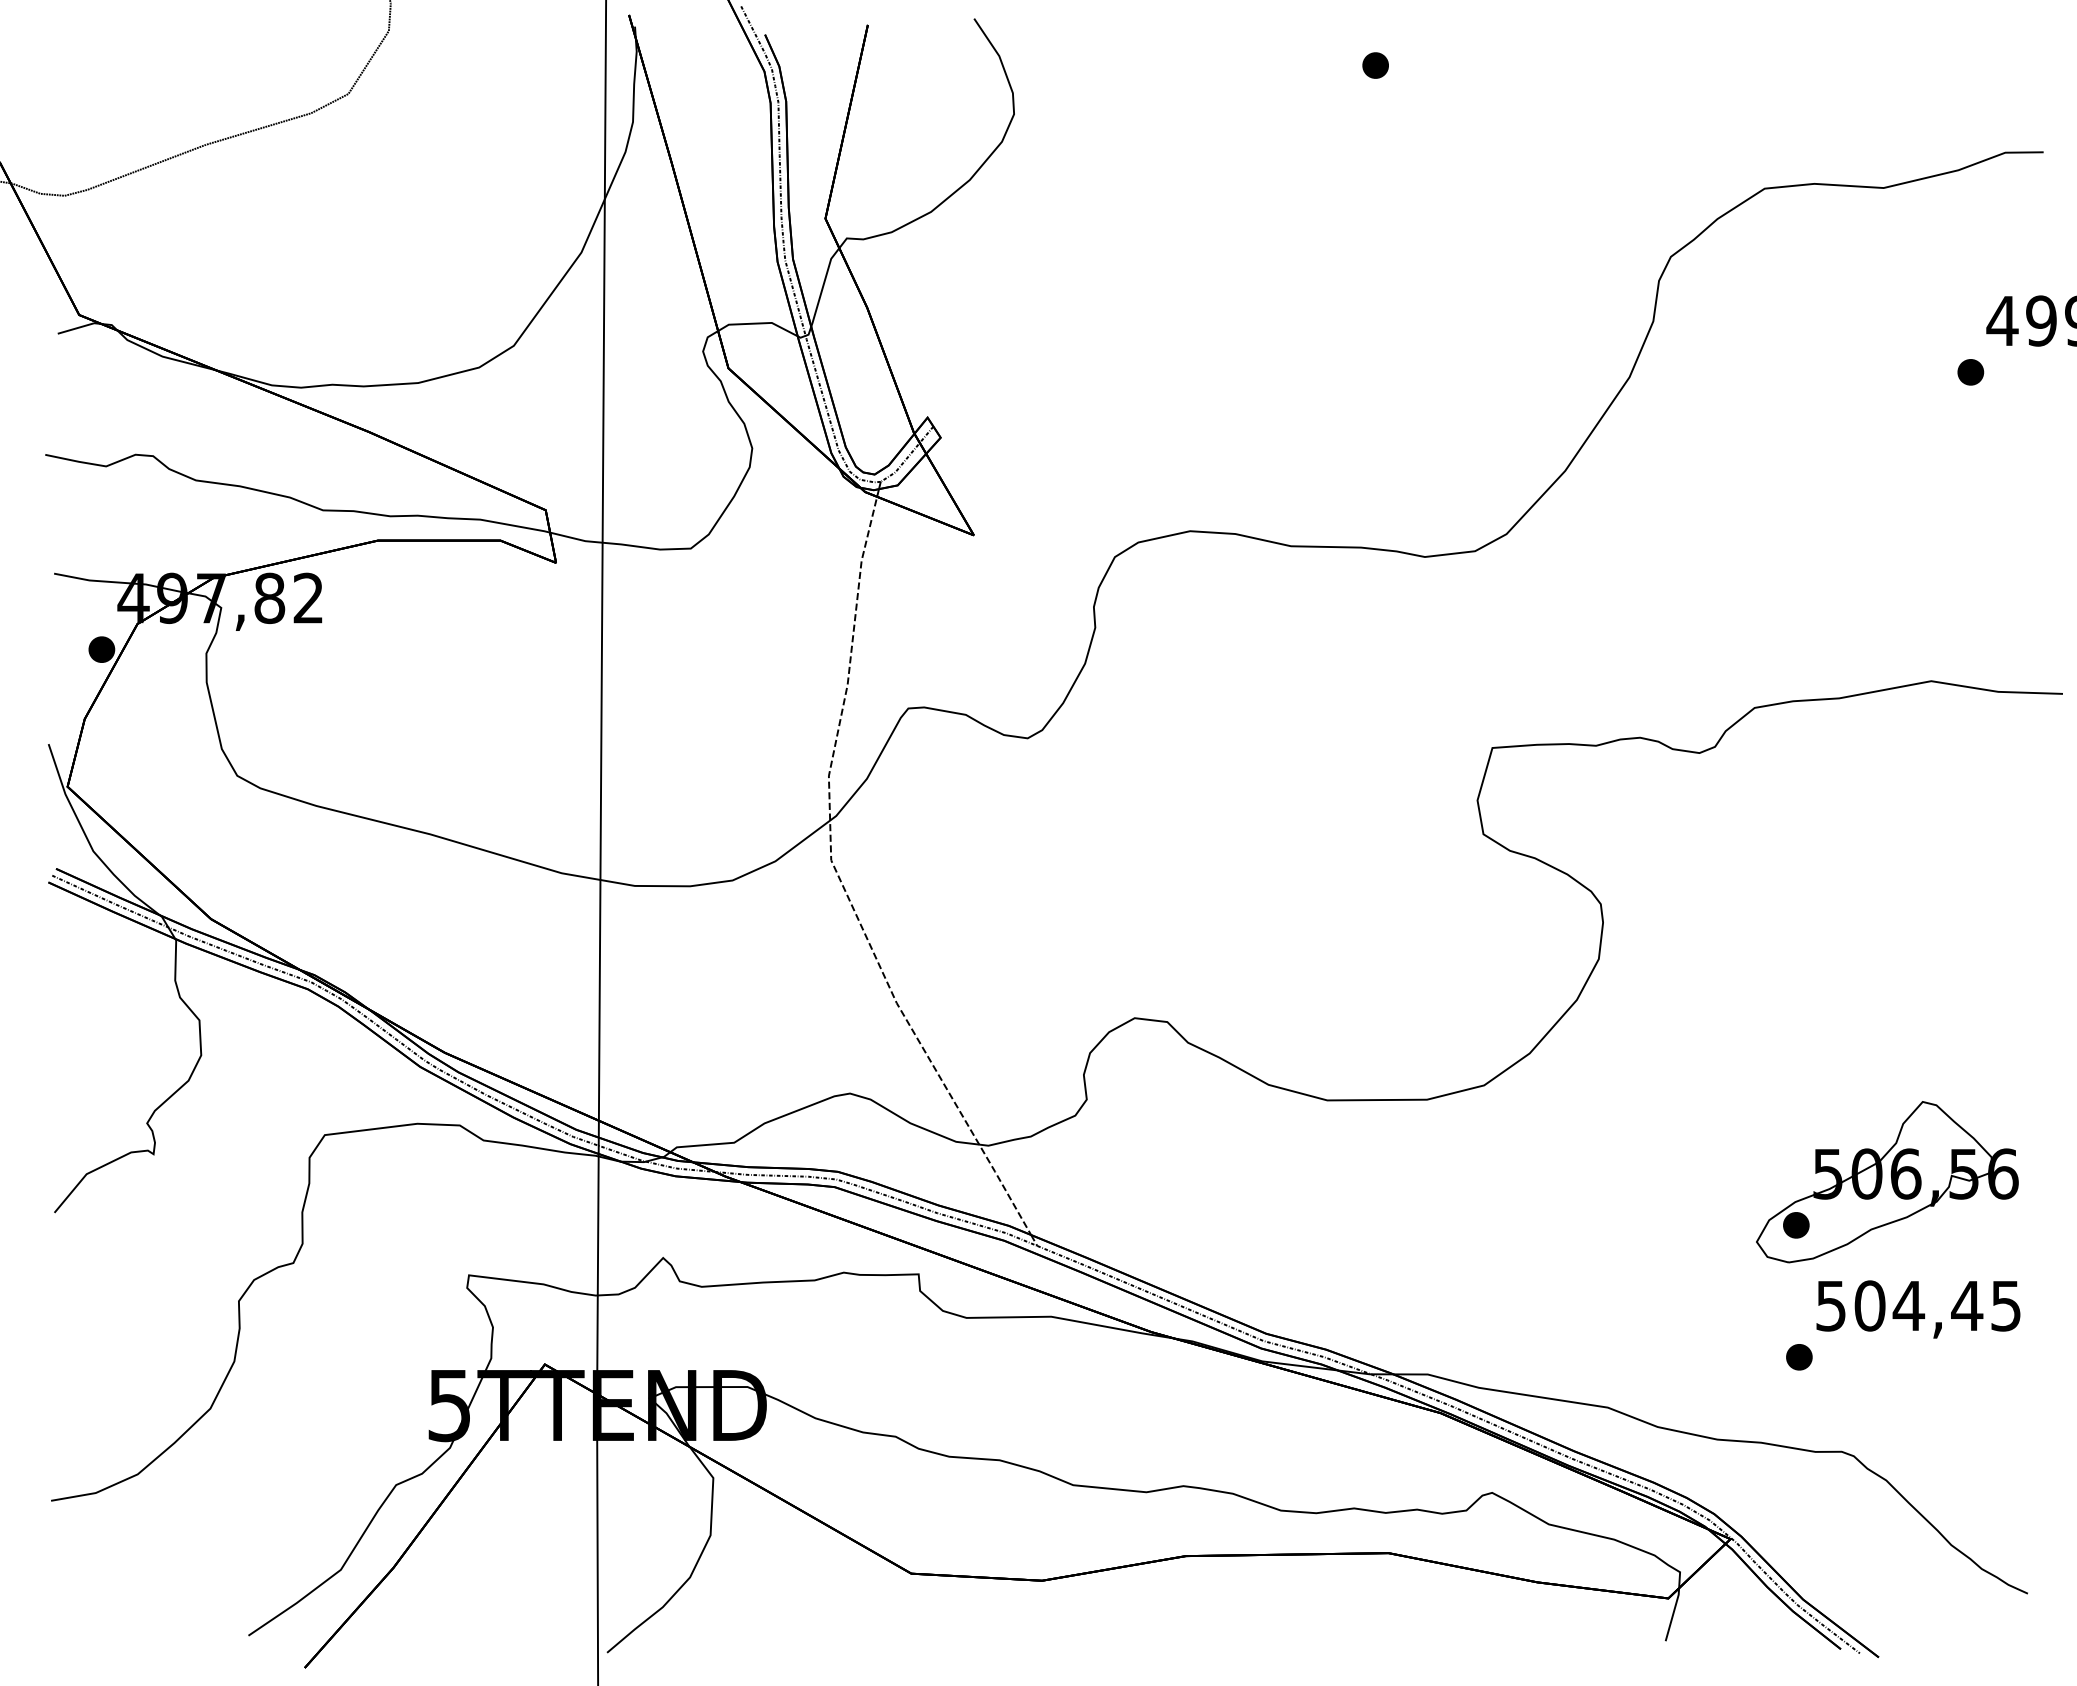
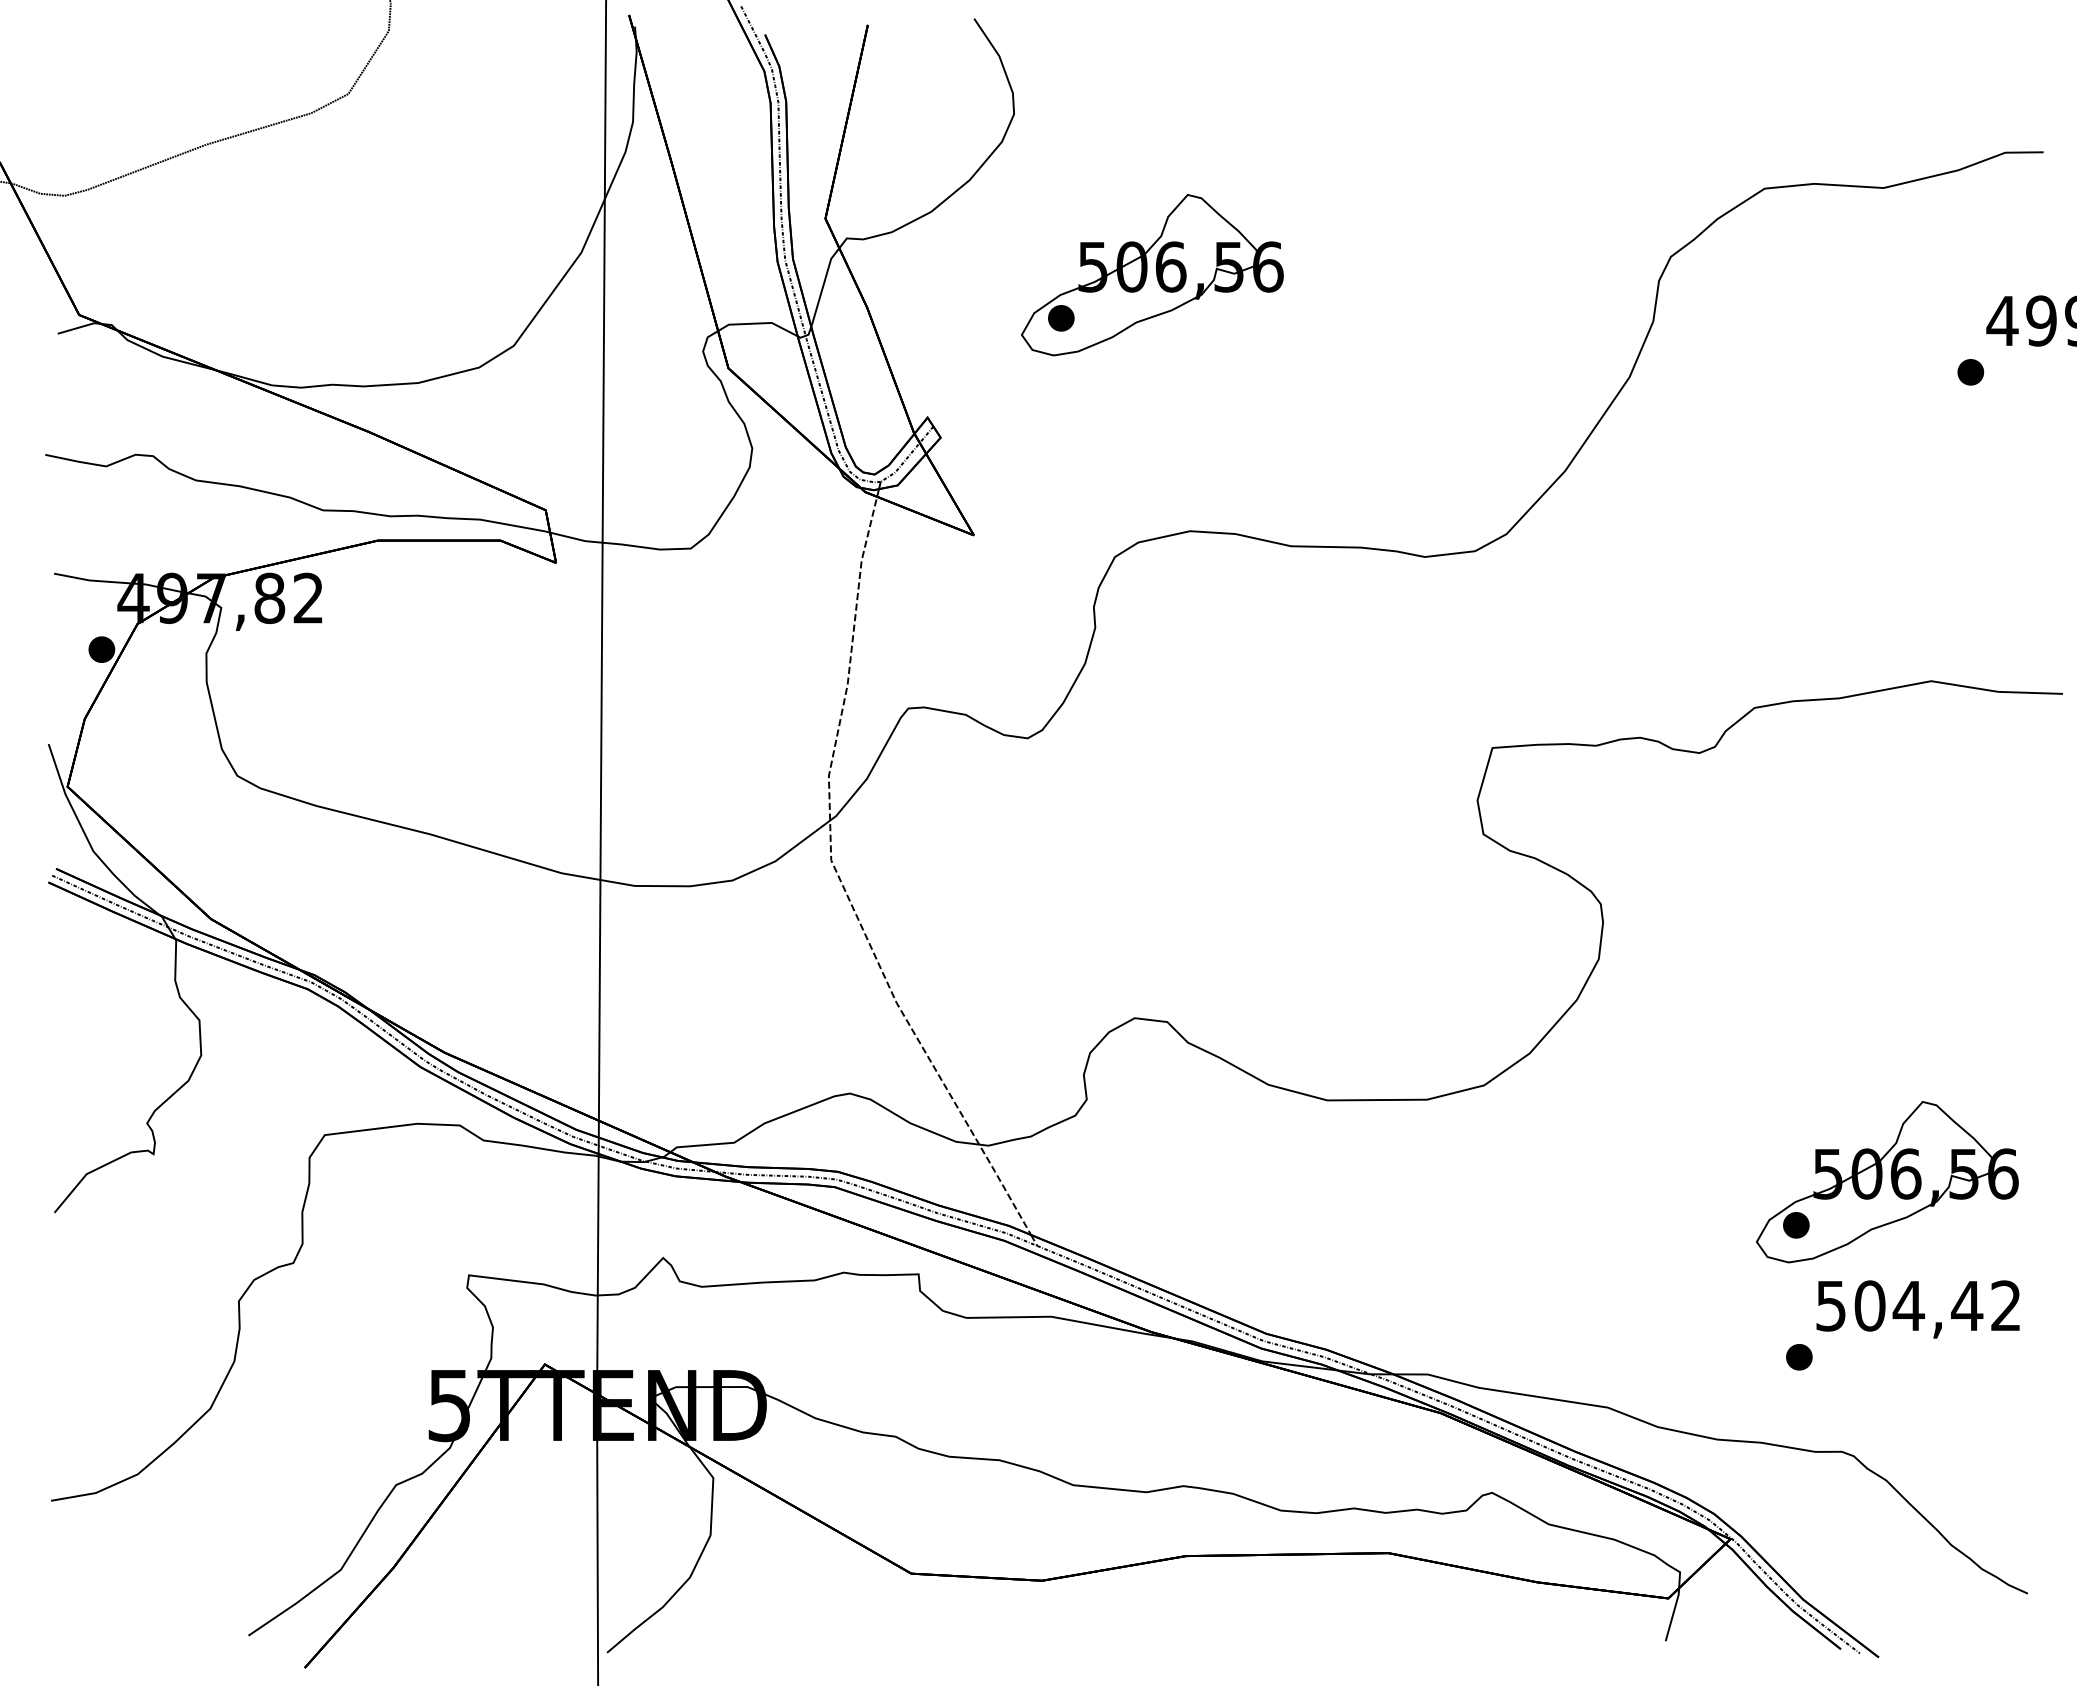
part: present -> none (1375, 65)
part: none -> present (1152, 275)
text: 504,45 -> 504,42 (2005, 1305)
